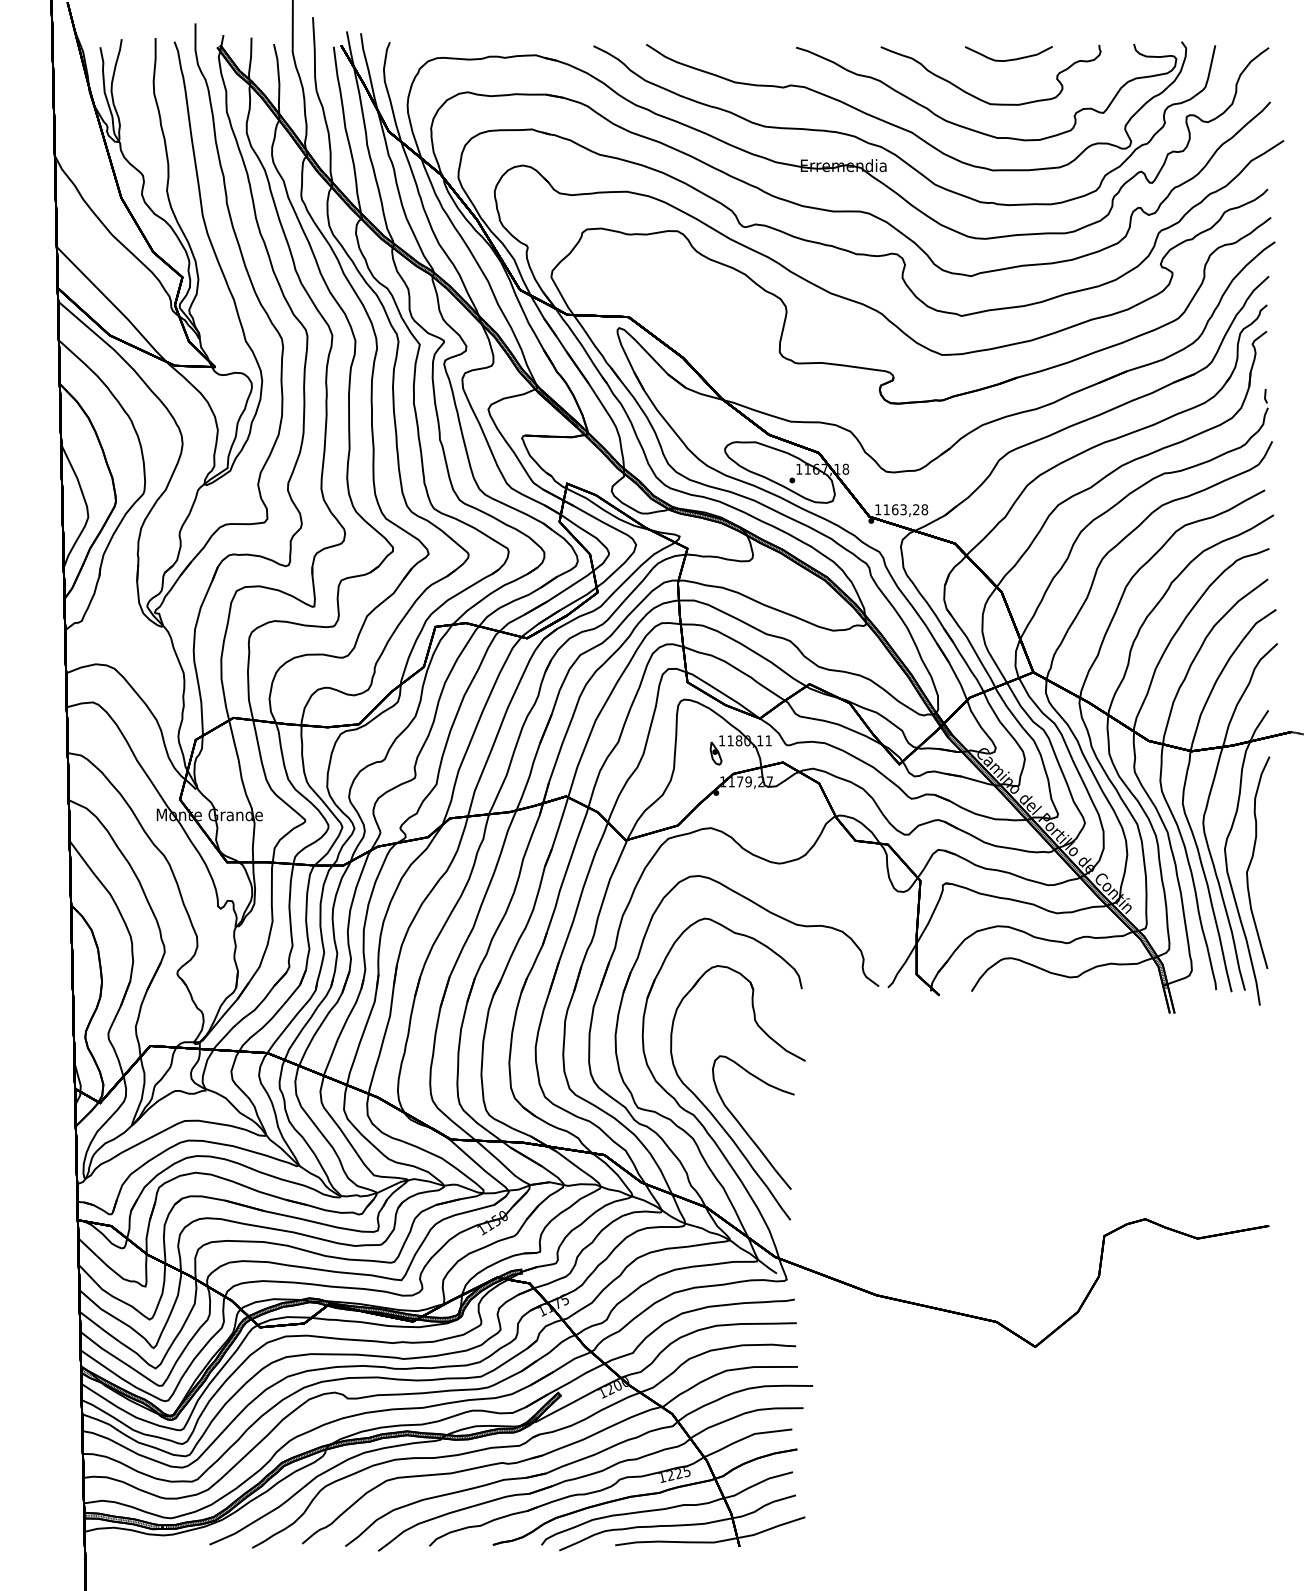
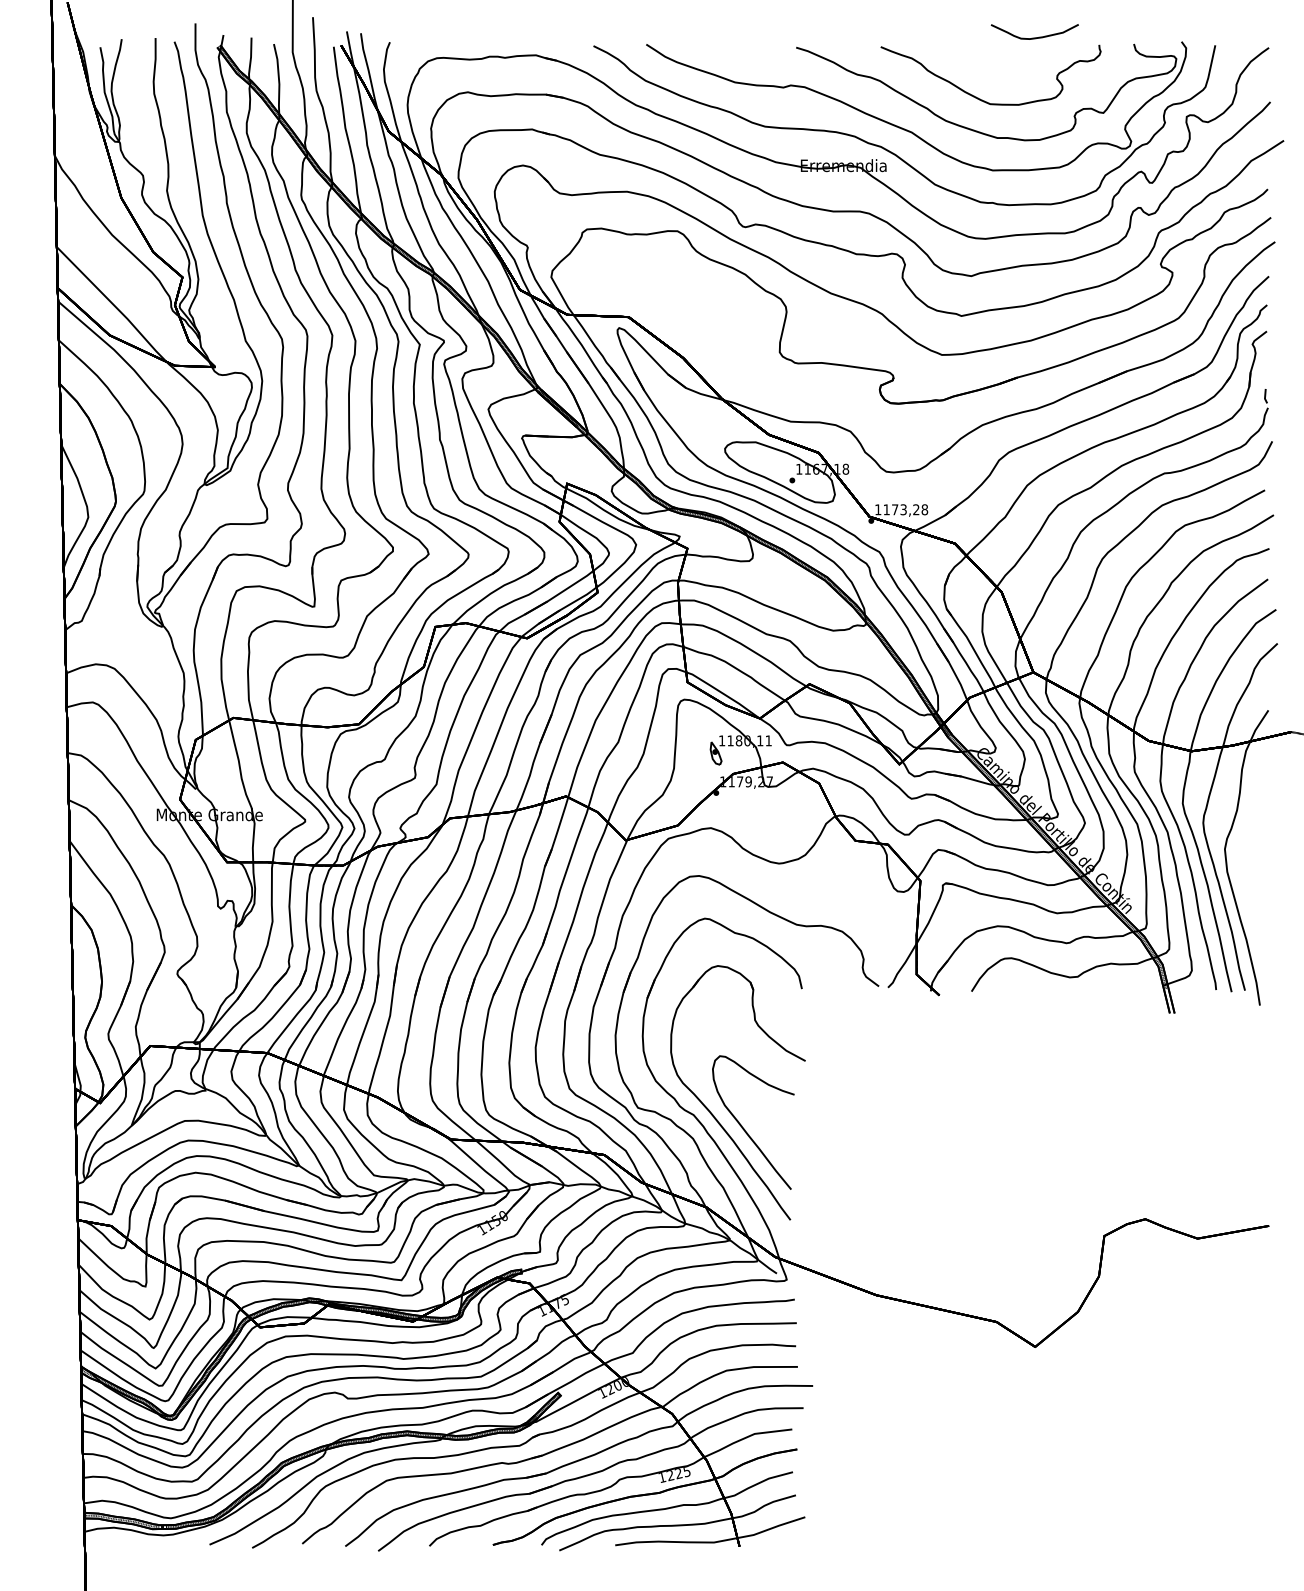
part position: (1008, 53) -> (1034, 31) (1034, 31)
text: 1163,28 -> 1173,28 (895, 509)
curve: present -> none (1252, 860)
